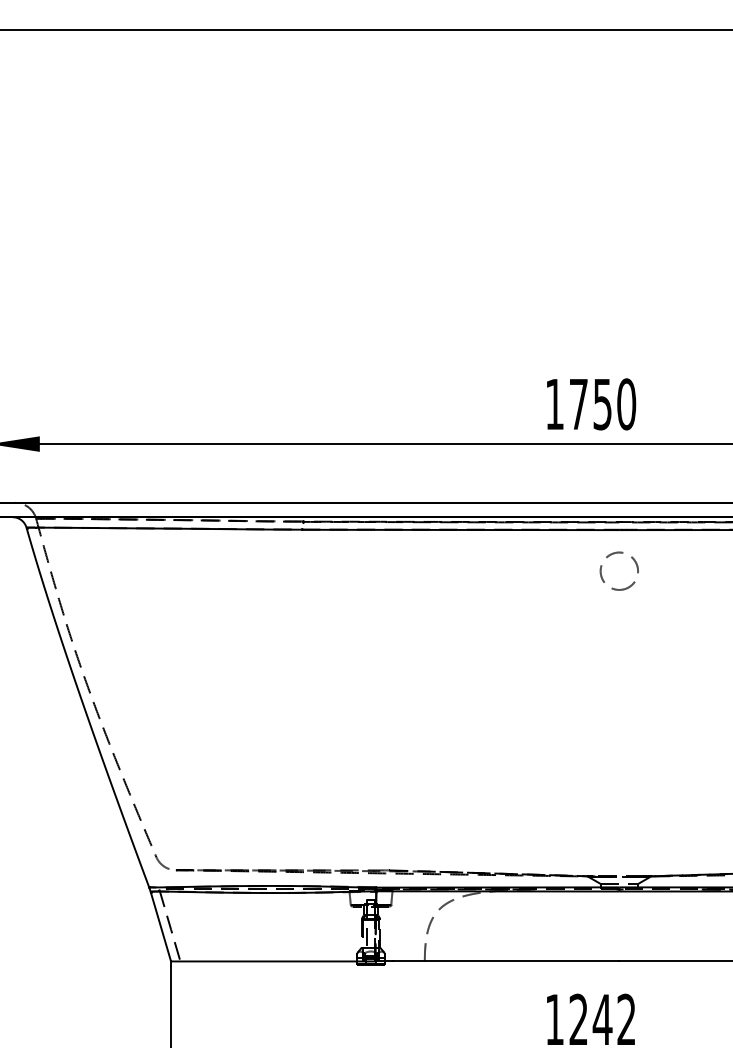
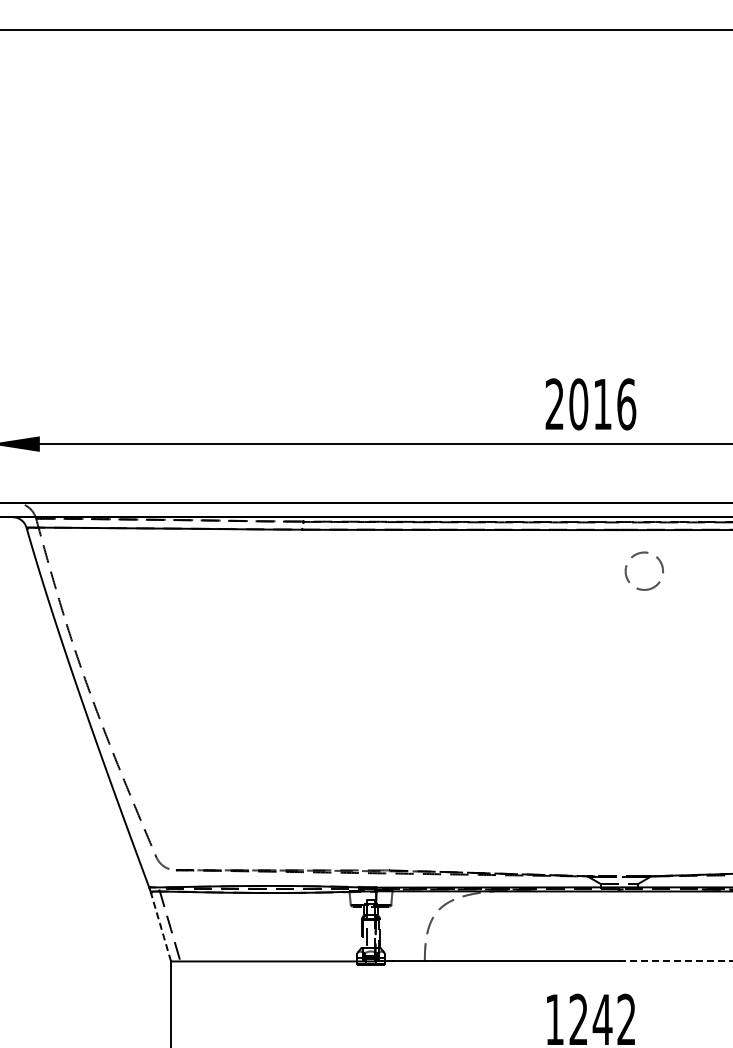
text: 1750 -> 2016 (590, 404)
part position: (607, 558) -> (632, 558) (632, 558)
line: solid -> dashed (160, 926)
line: solid -> dashed (676, 961)
